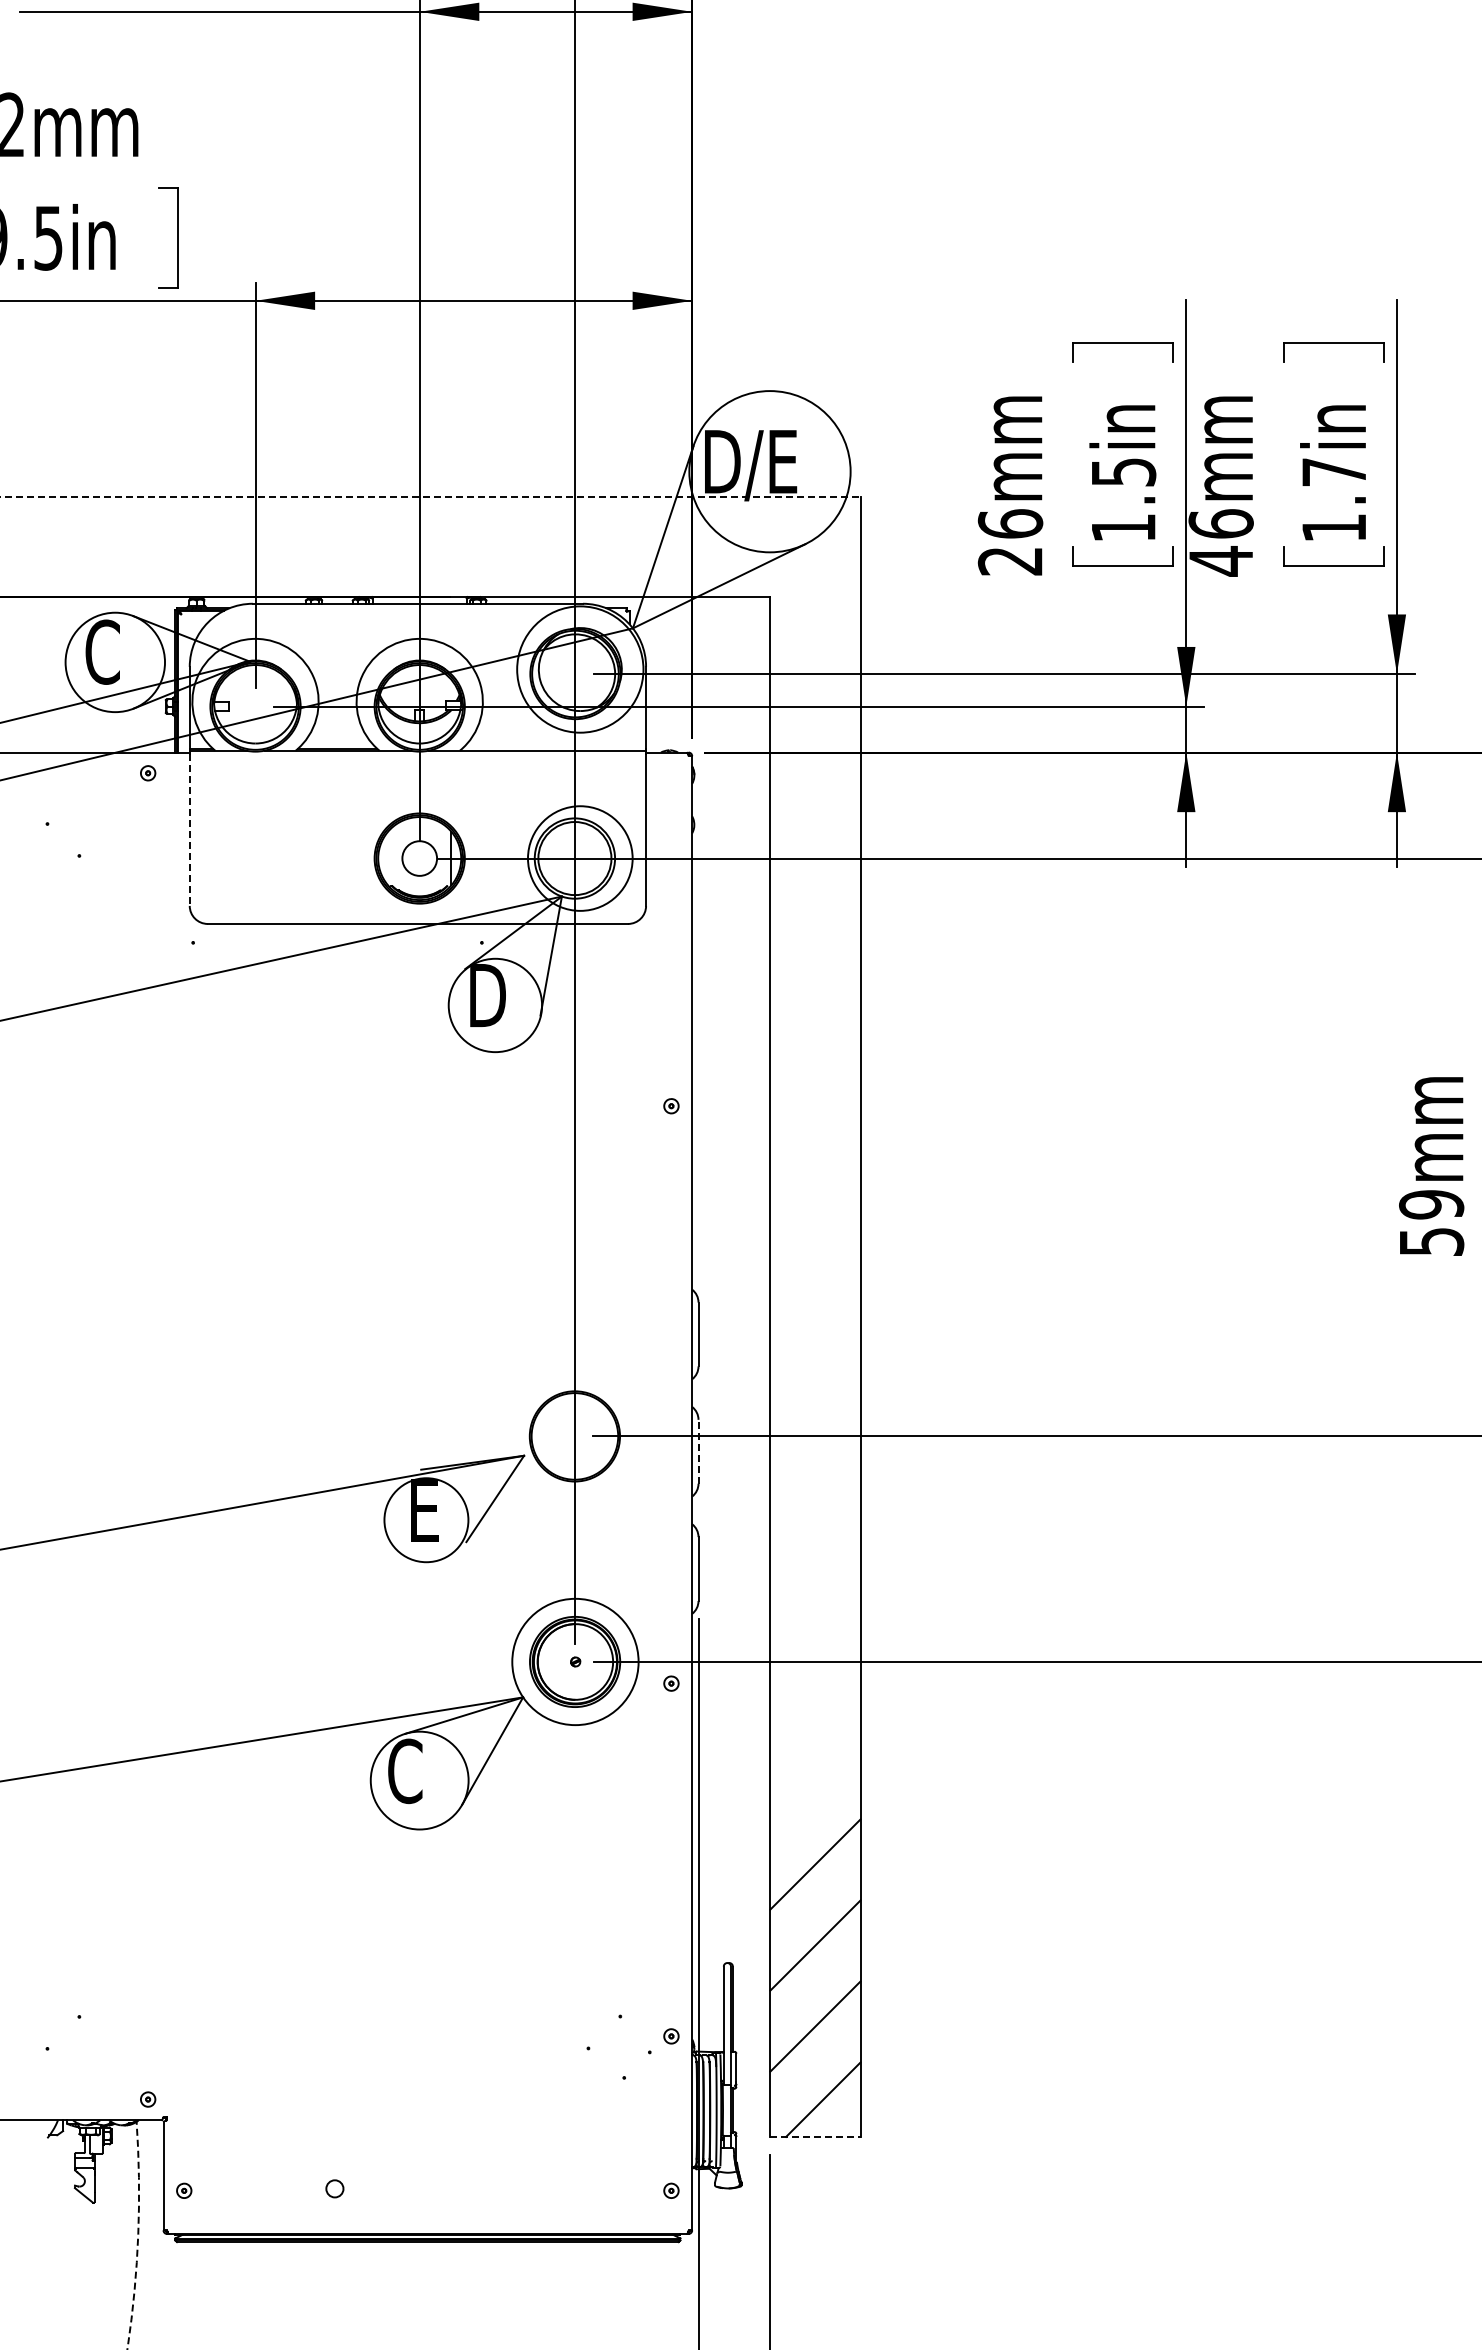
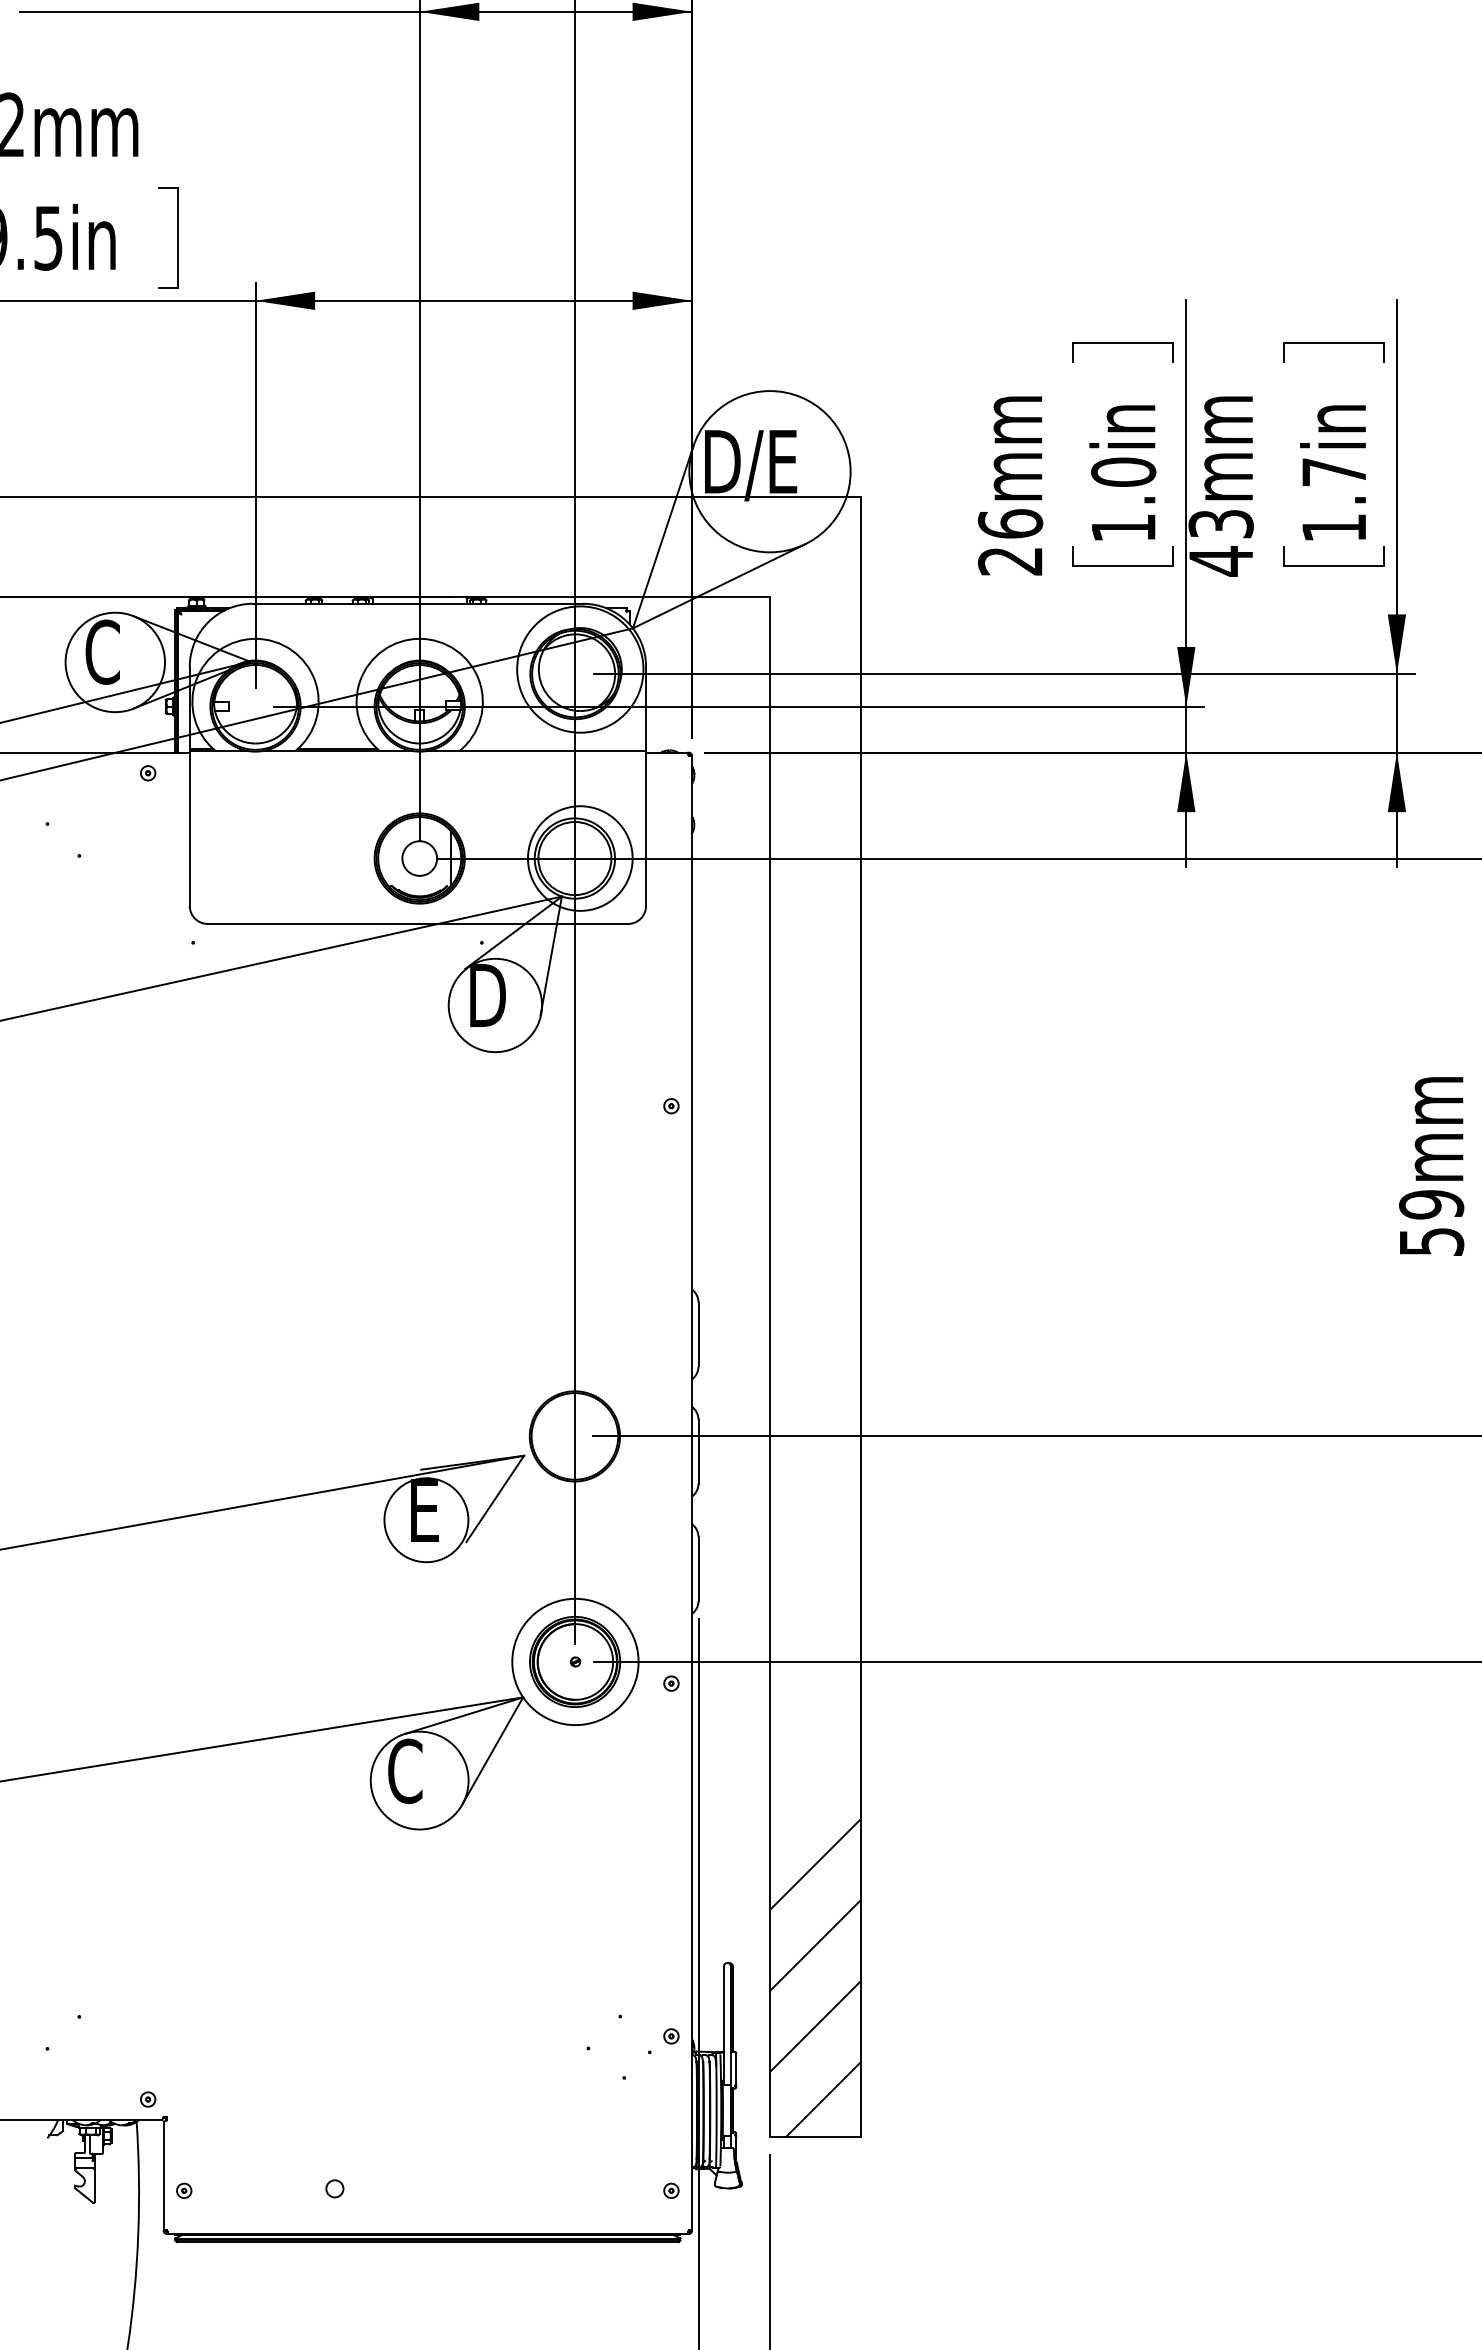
text: 1.5in -> 1.0in (1123, 471)
line: dashed -> solid (430, 497)
text: 46mm -> 43mm (1220, 523)
line: dashed -> solid (189, 830)
line: dashed -> solid (698, 1451)
line: dashed -> solid (815, 2136)
arc: dashed -> solid (138, 2235)
